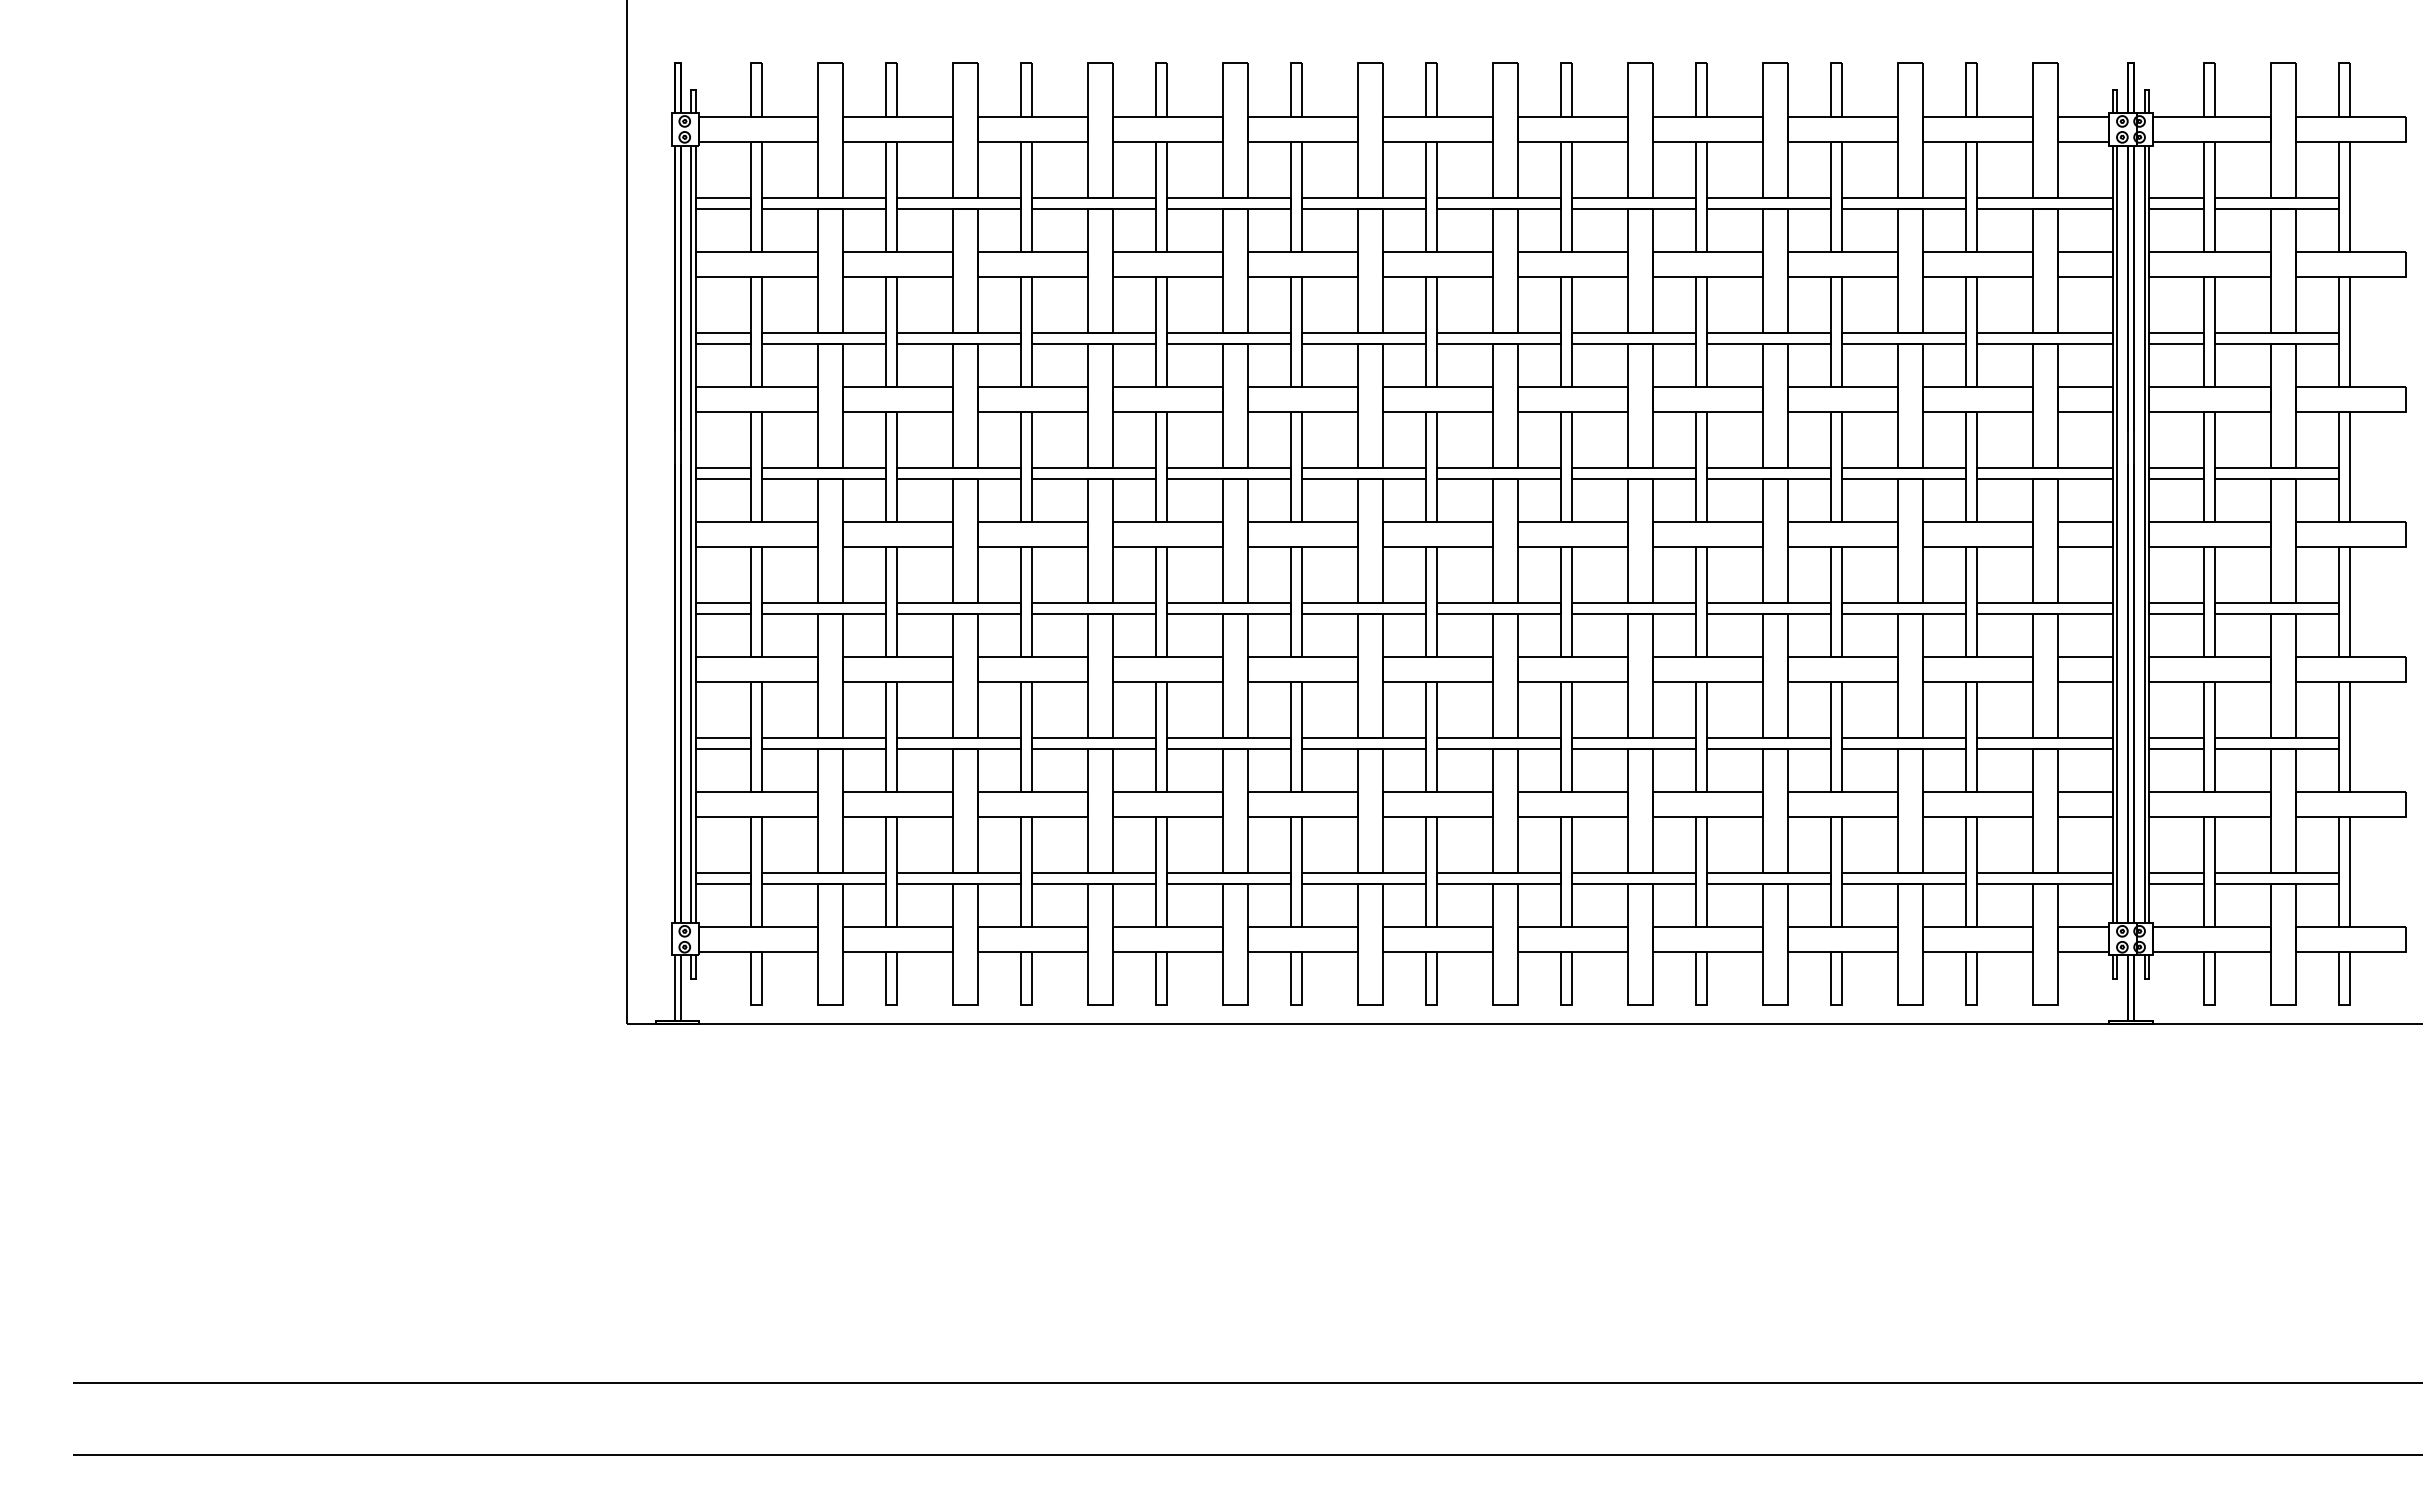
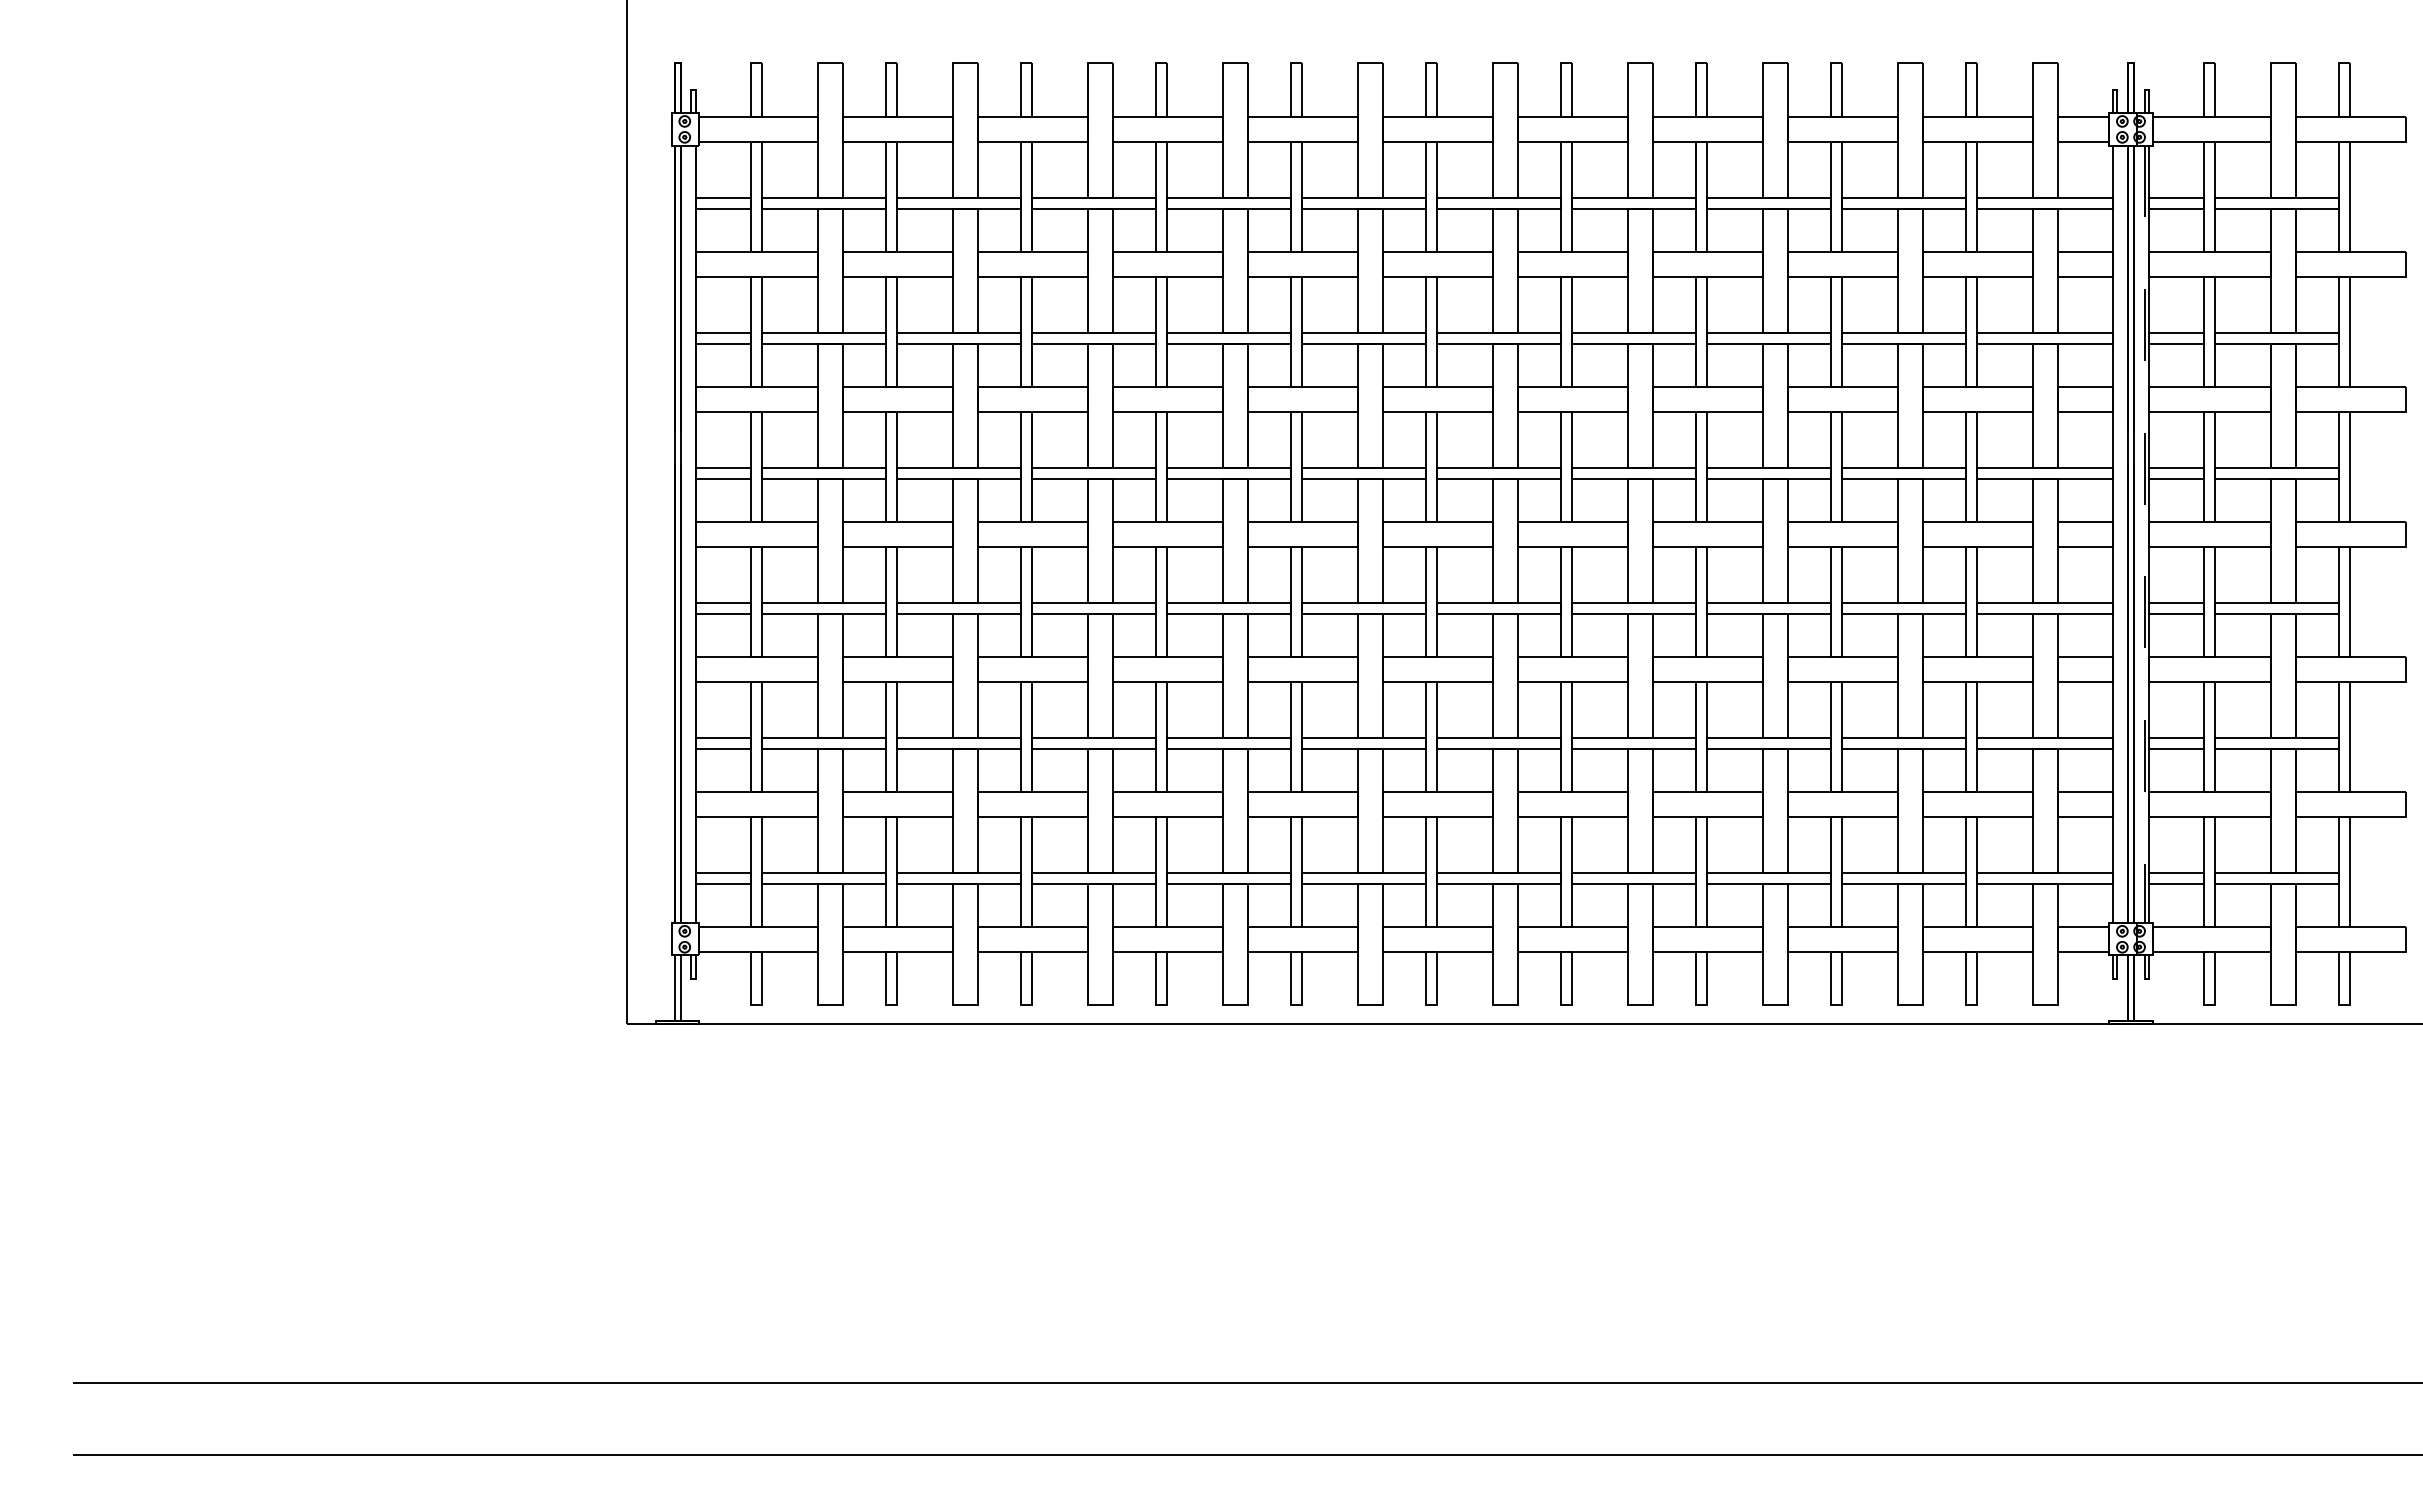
line: present -> none (691, 534)
line: present -> none (2117, 534)
line: solid -> dashed (2144, 534)
